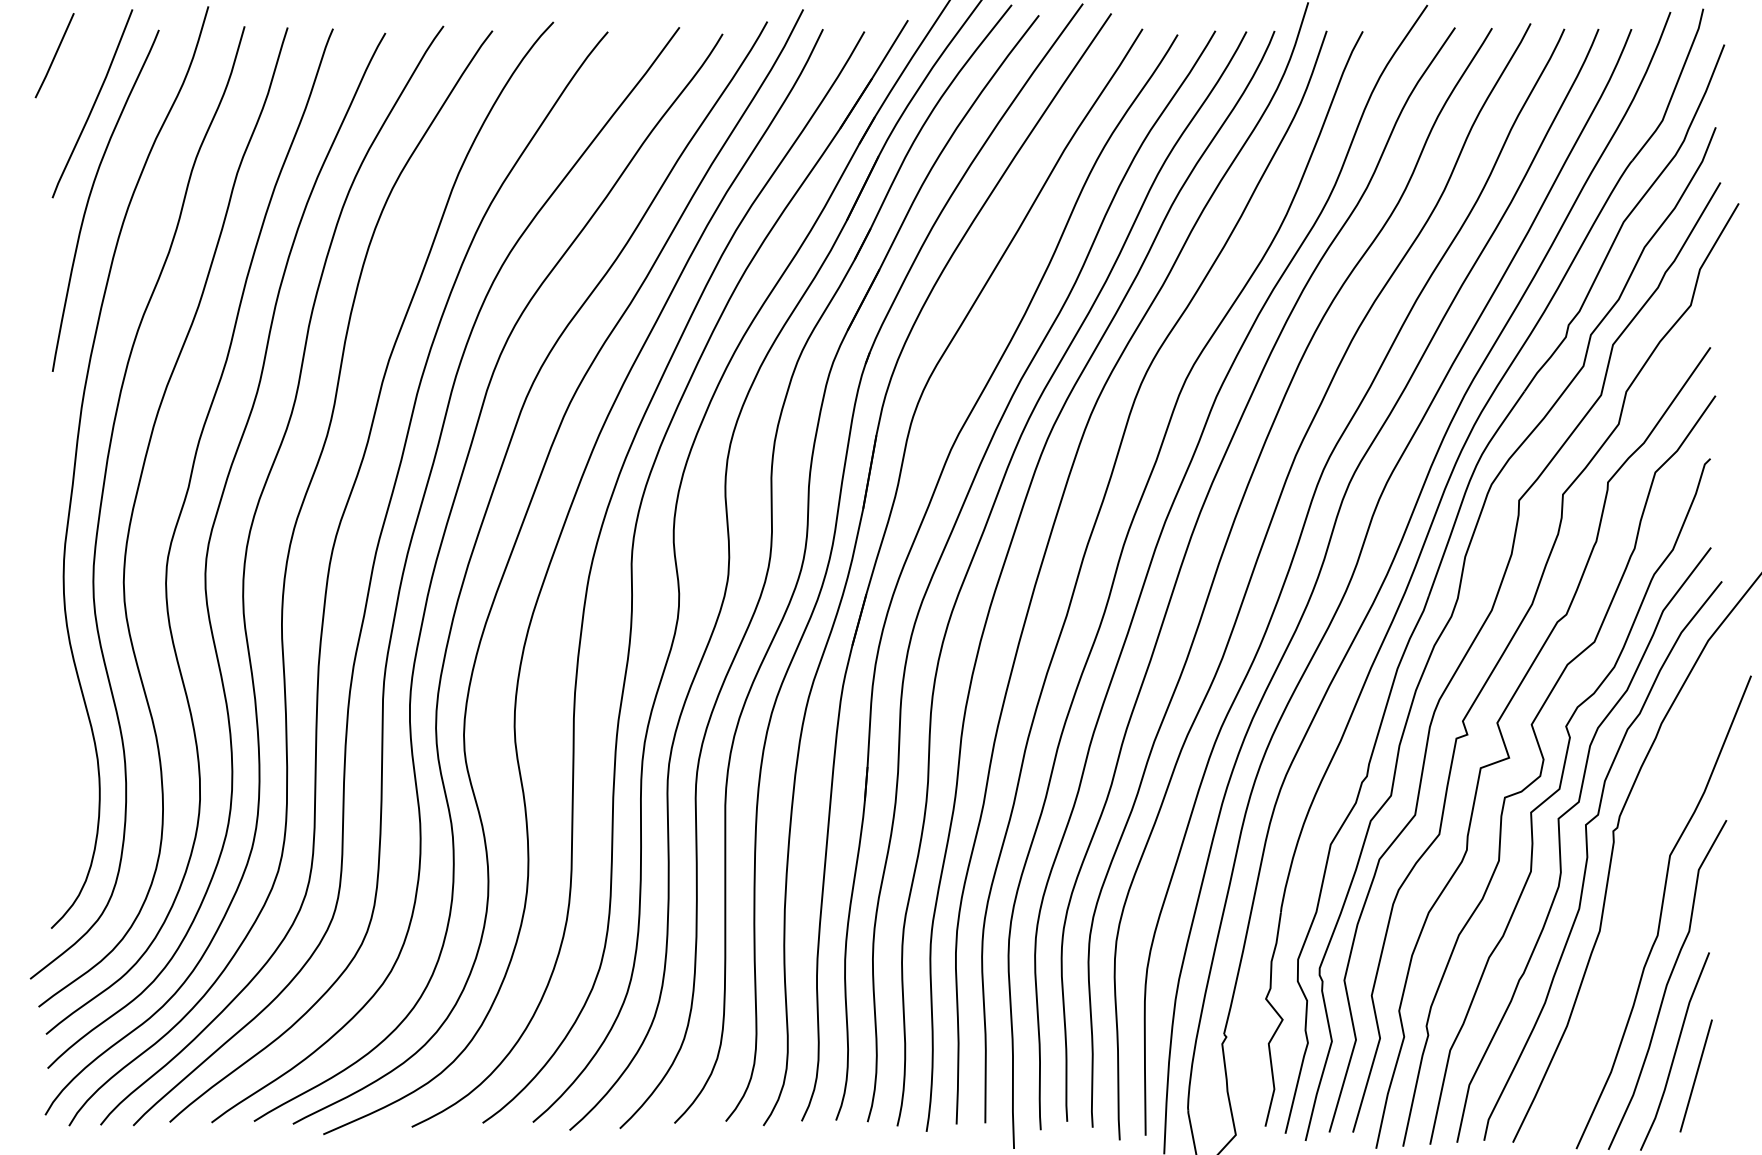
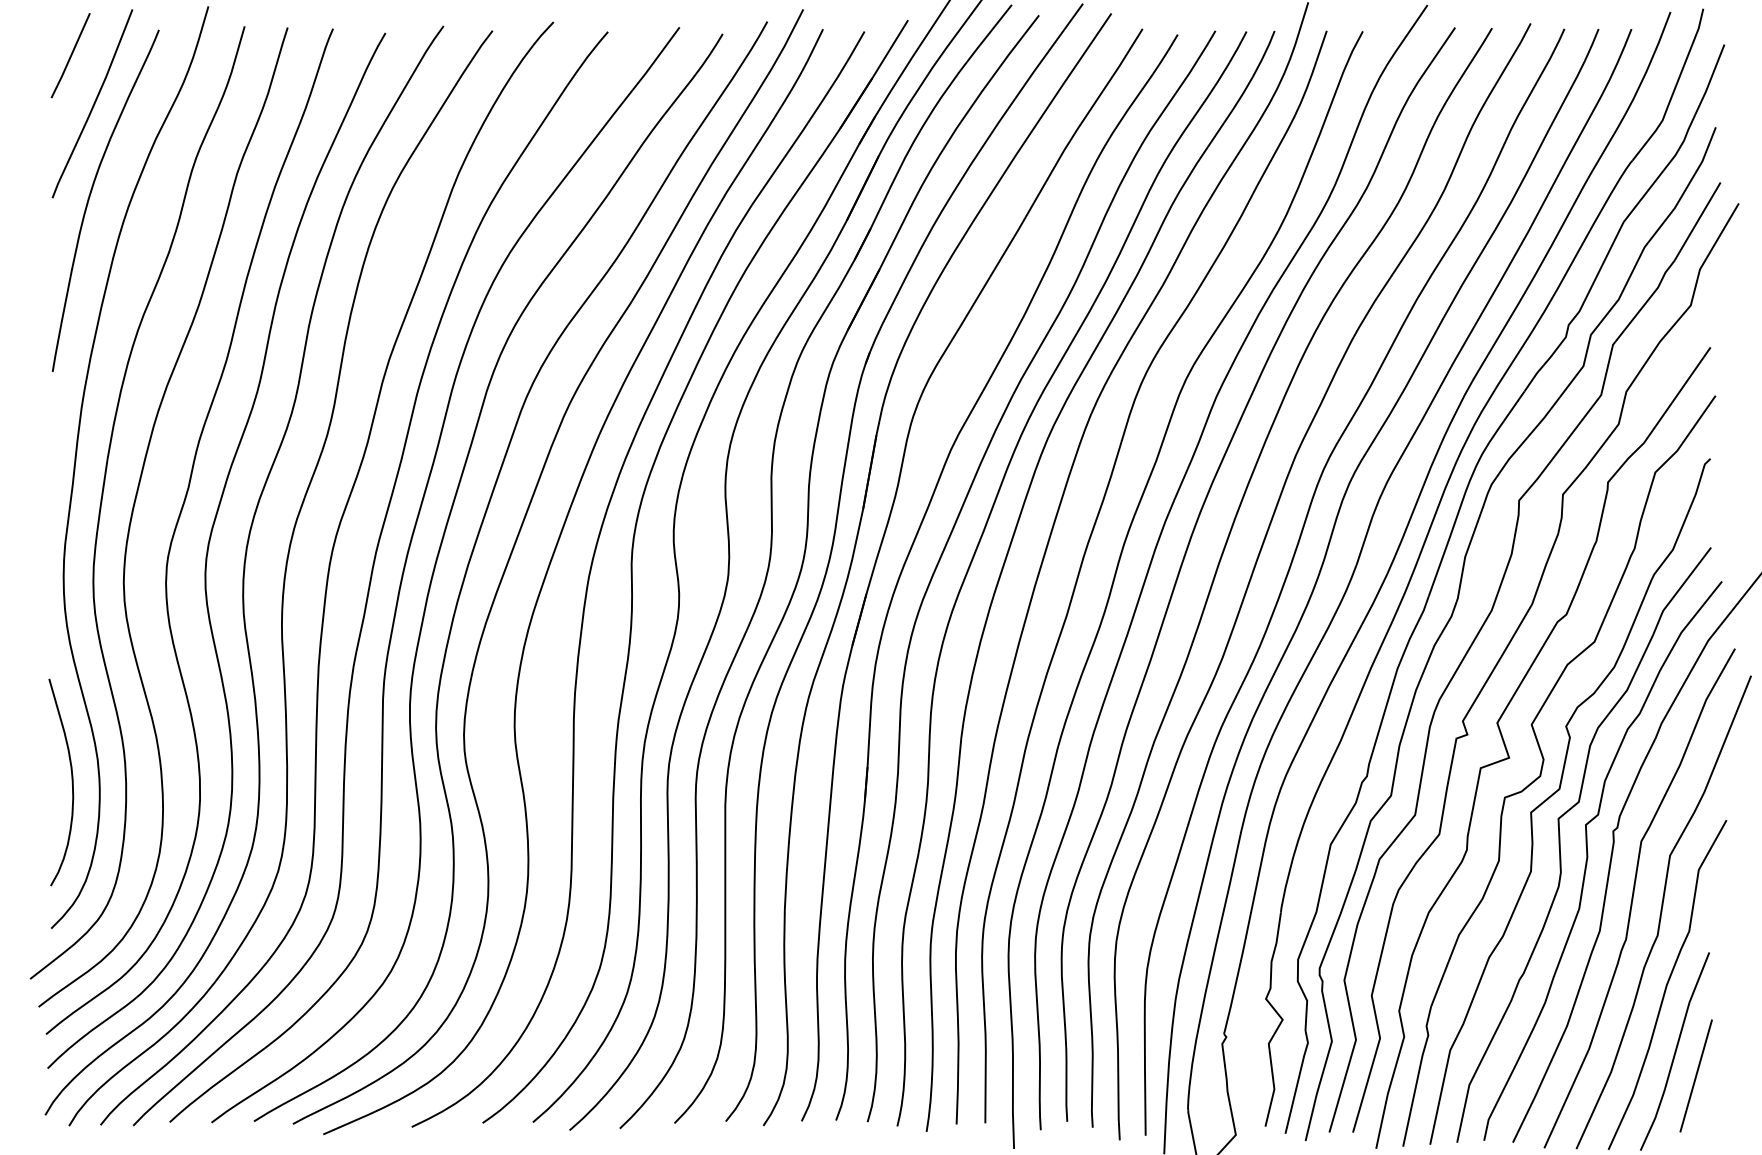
line position: (54, 55) -> (70, 55) (70, 55)
curve: none -> present (71, 782)
curve: none -> present (1633, 898)
